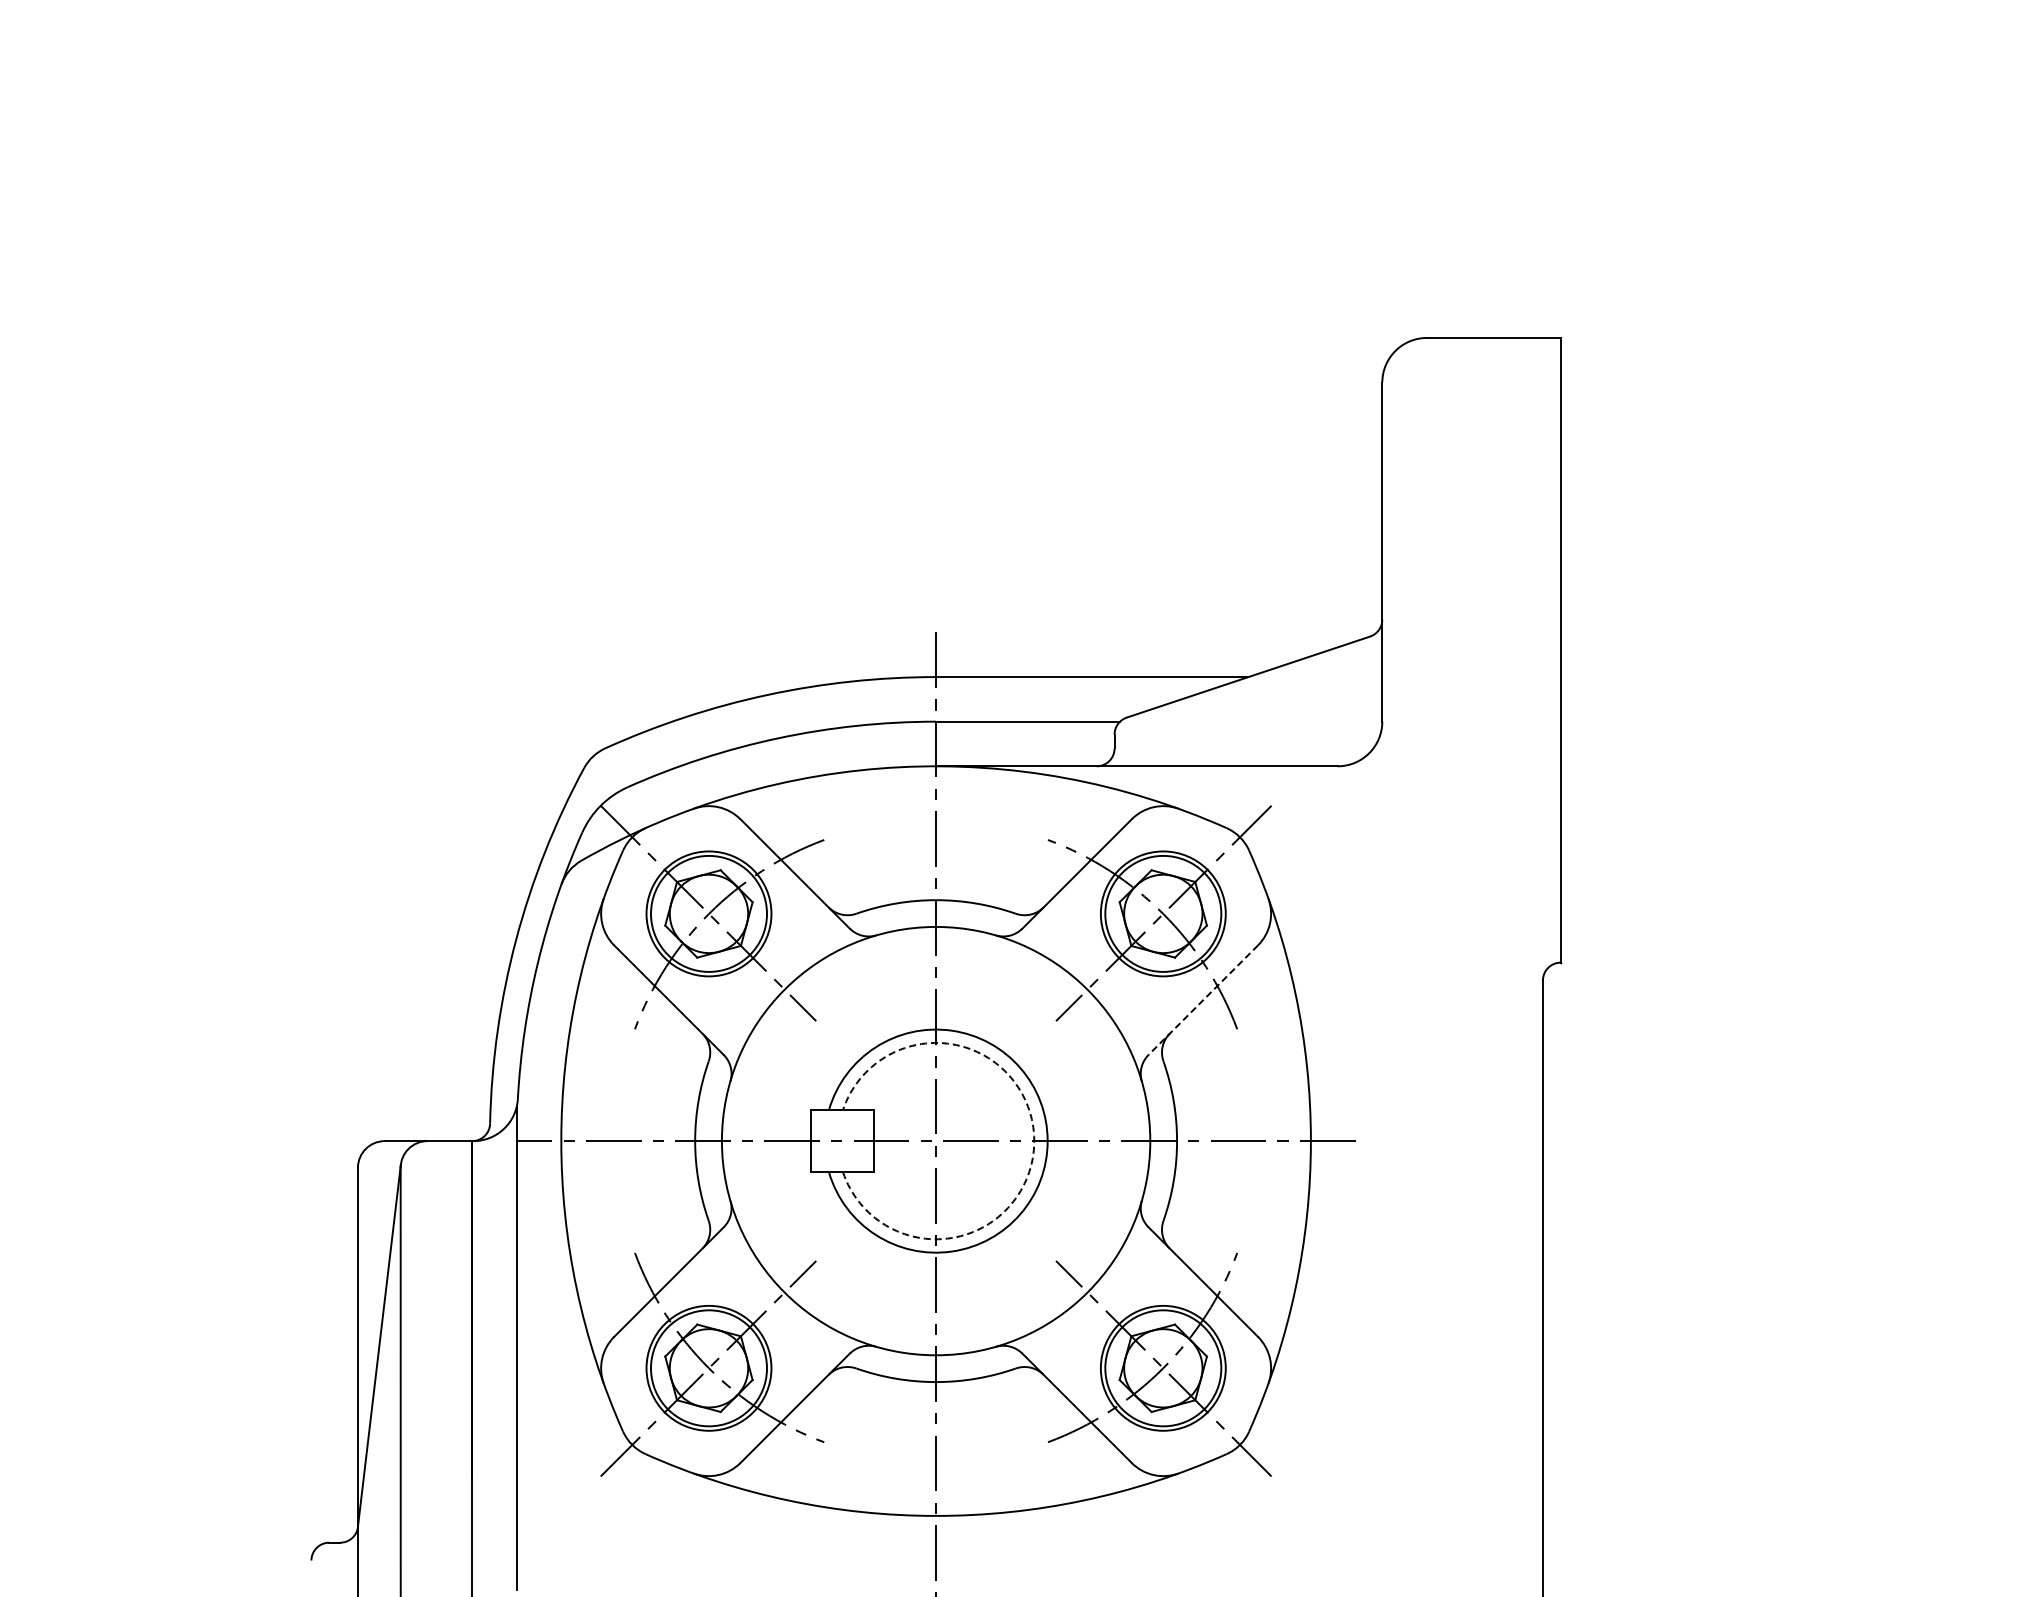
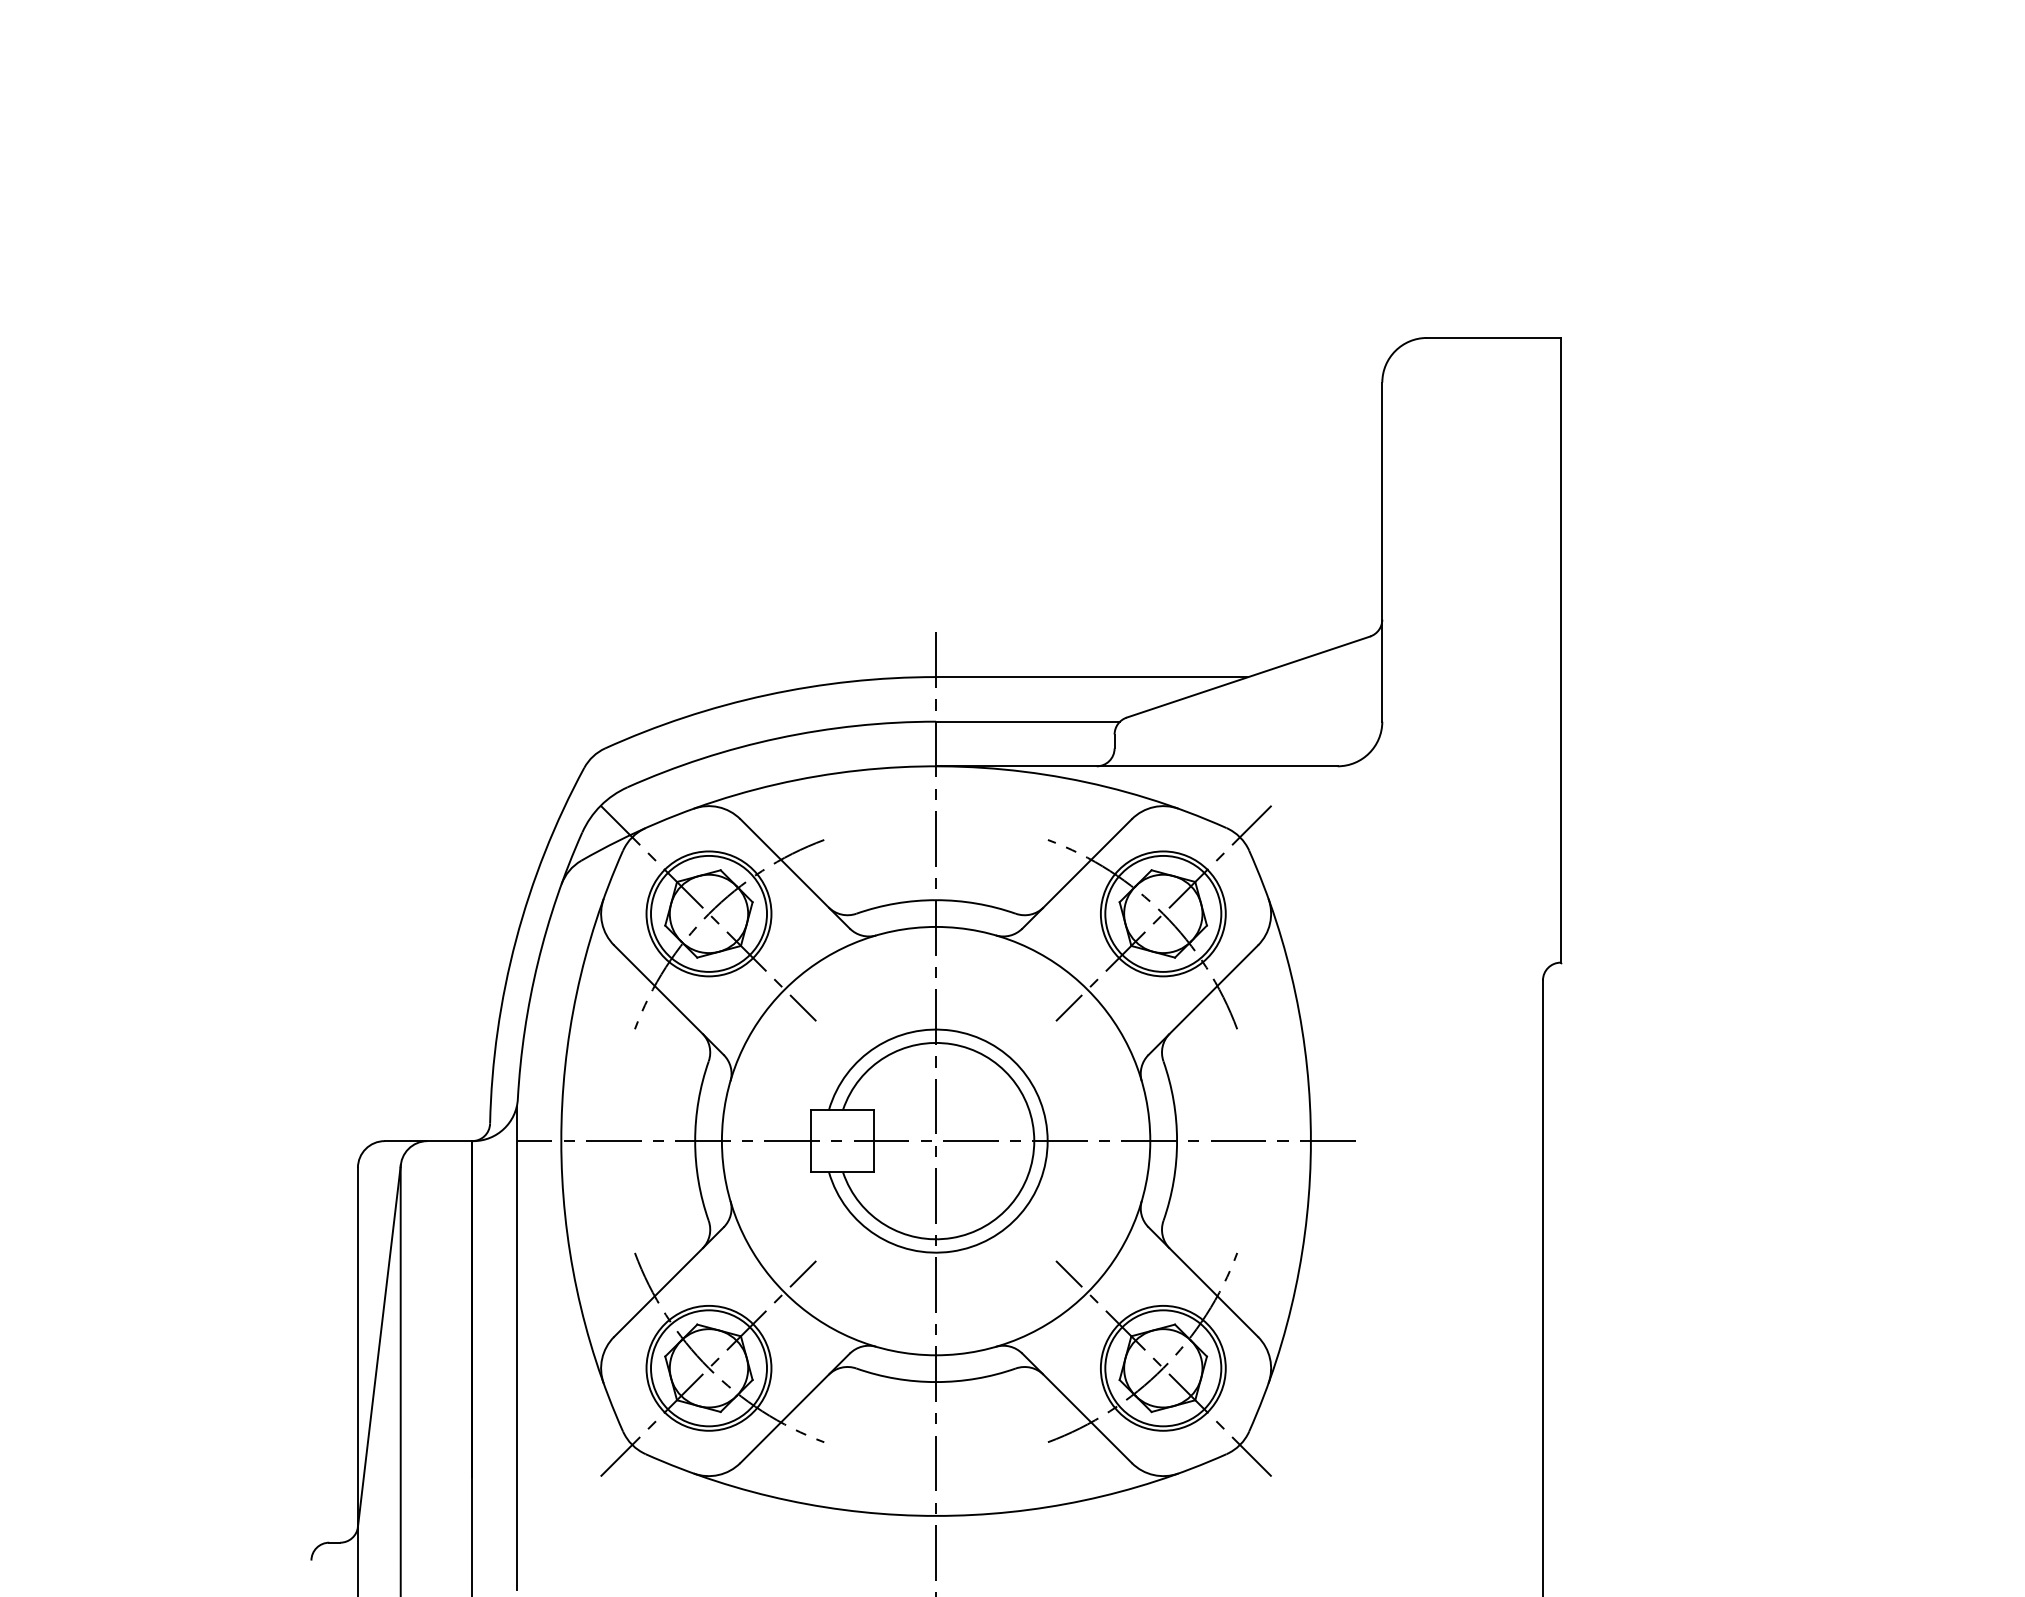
line: dashed -> solid (1202, 1000)
arc: dashed -> solid (1034, 1141)
